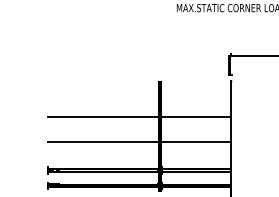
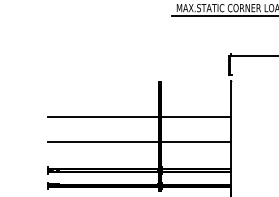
line: none -> present (223, 16)
